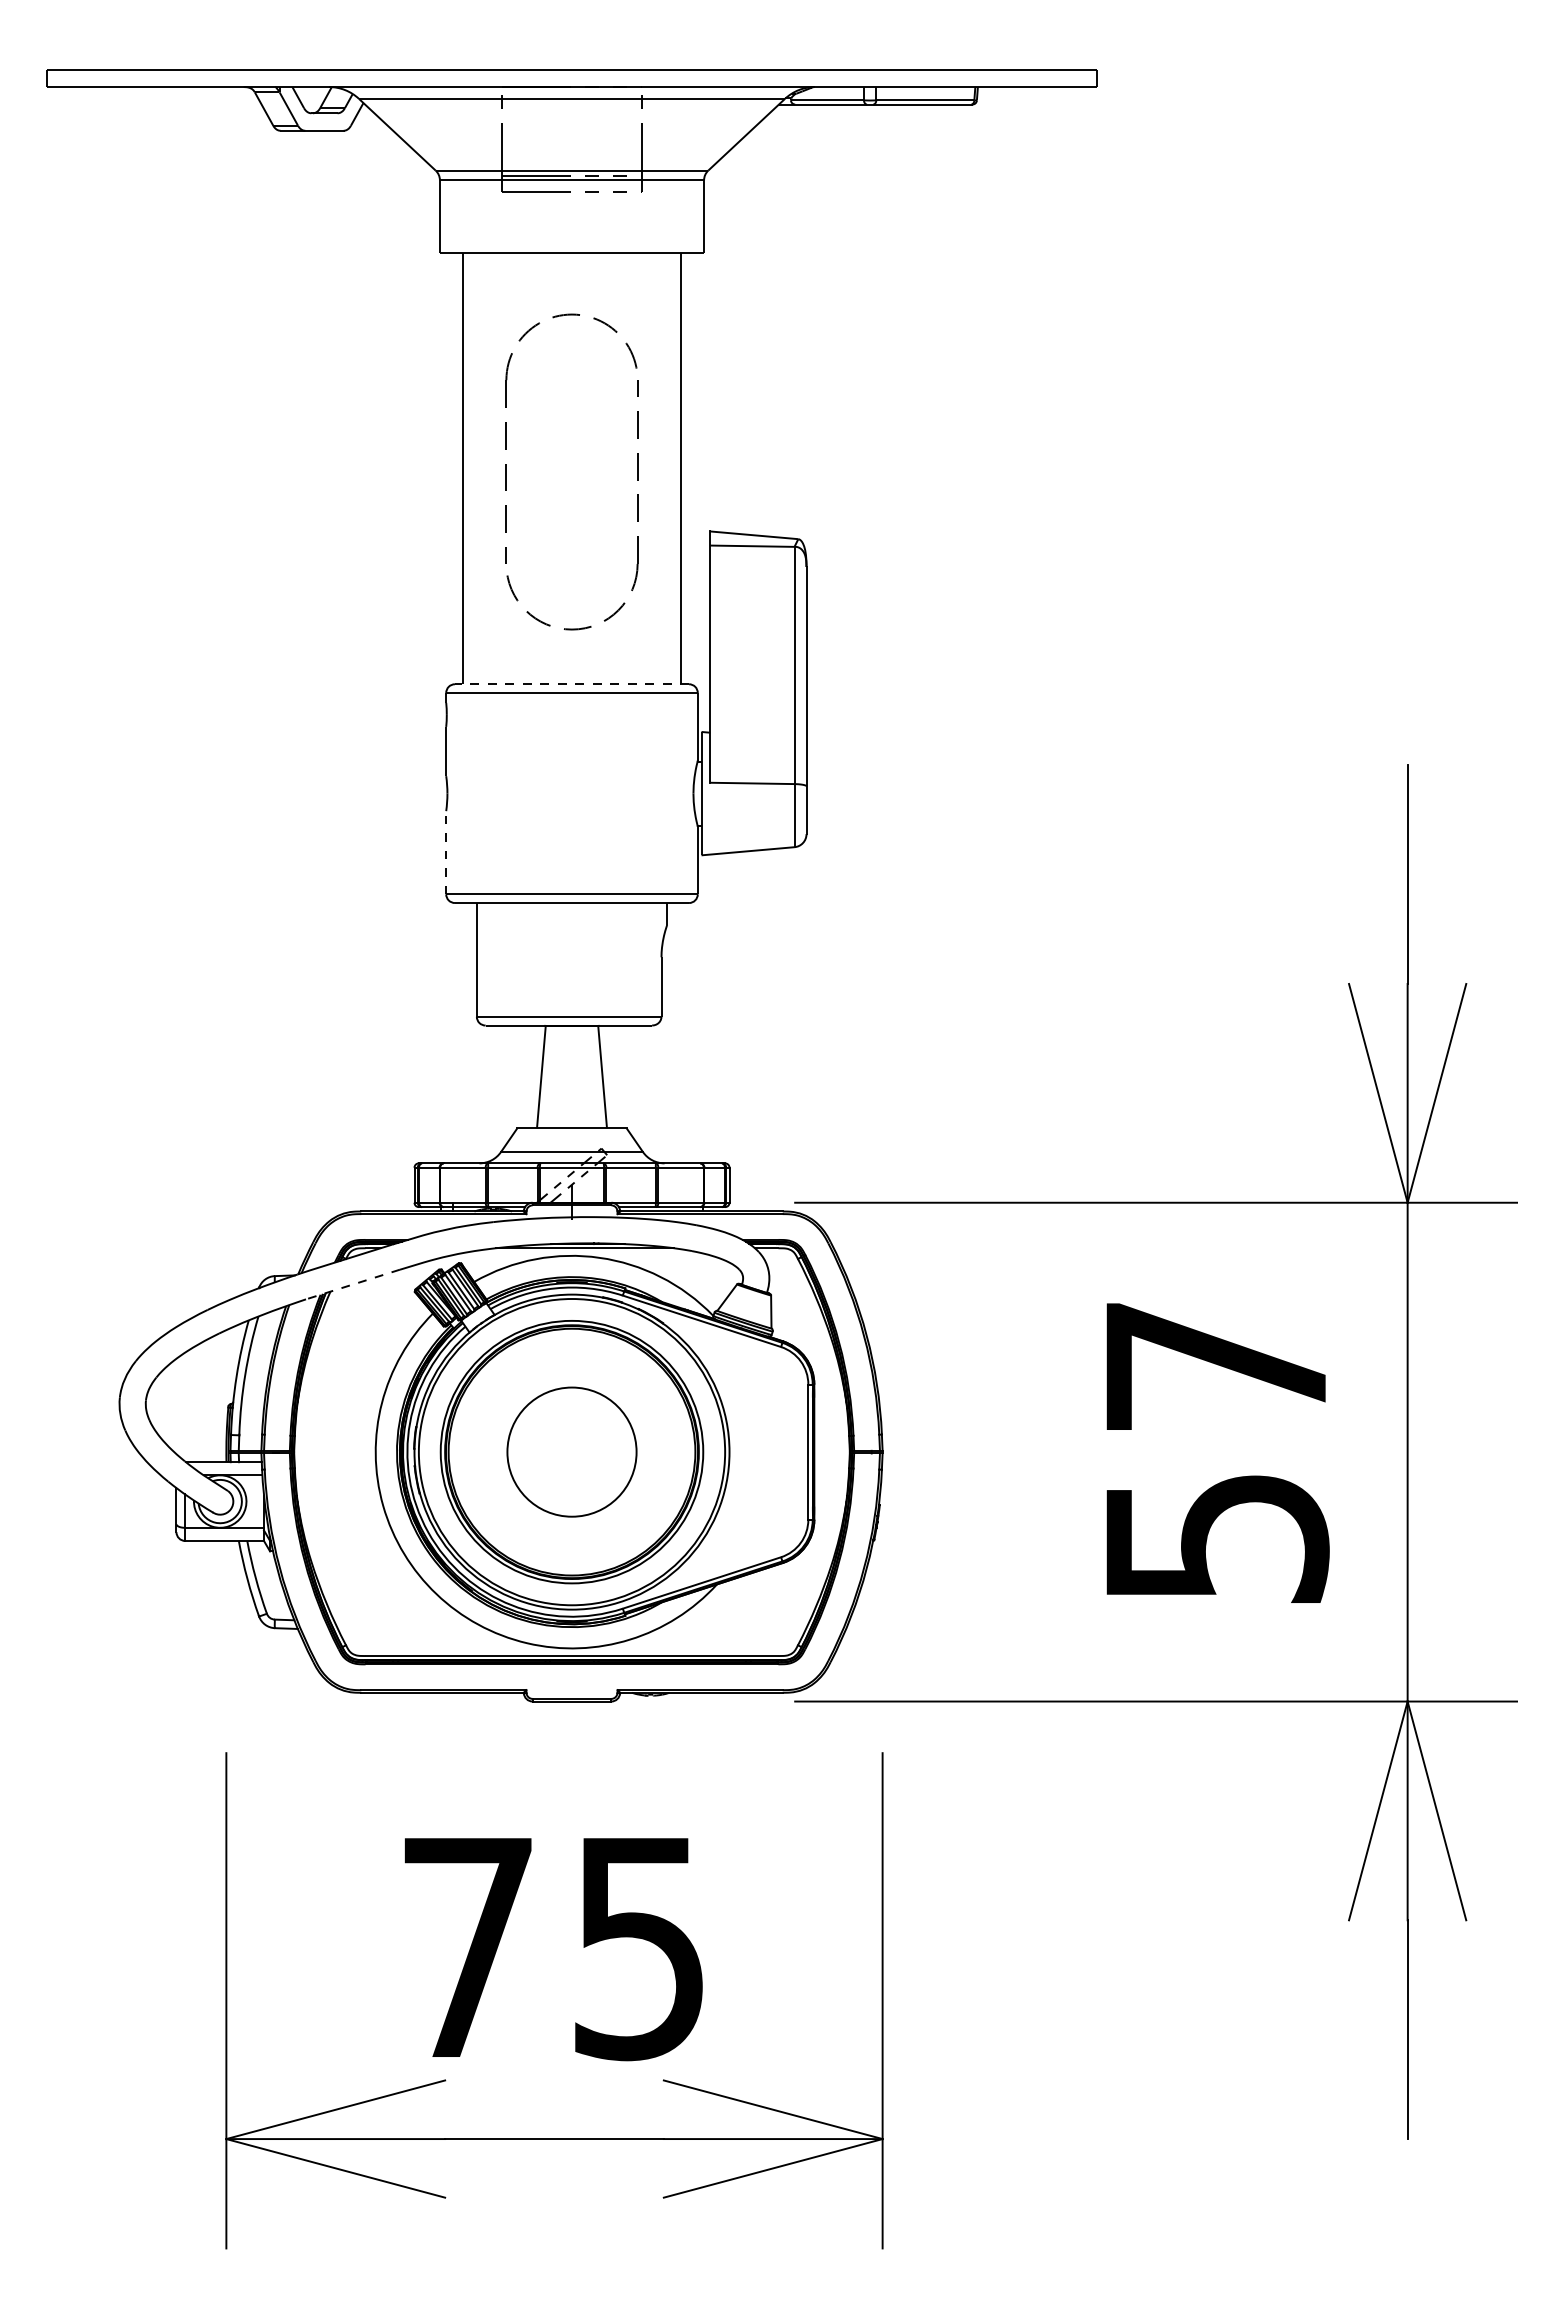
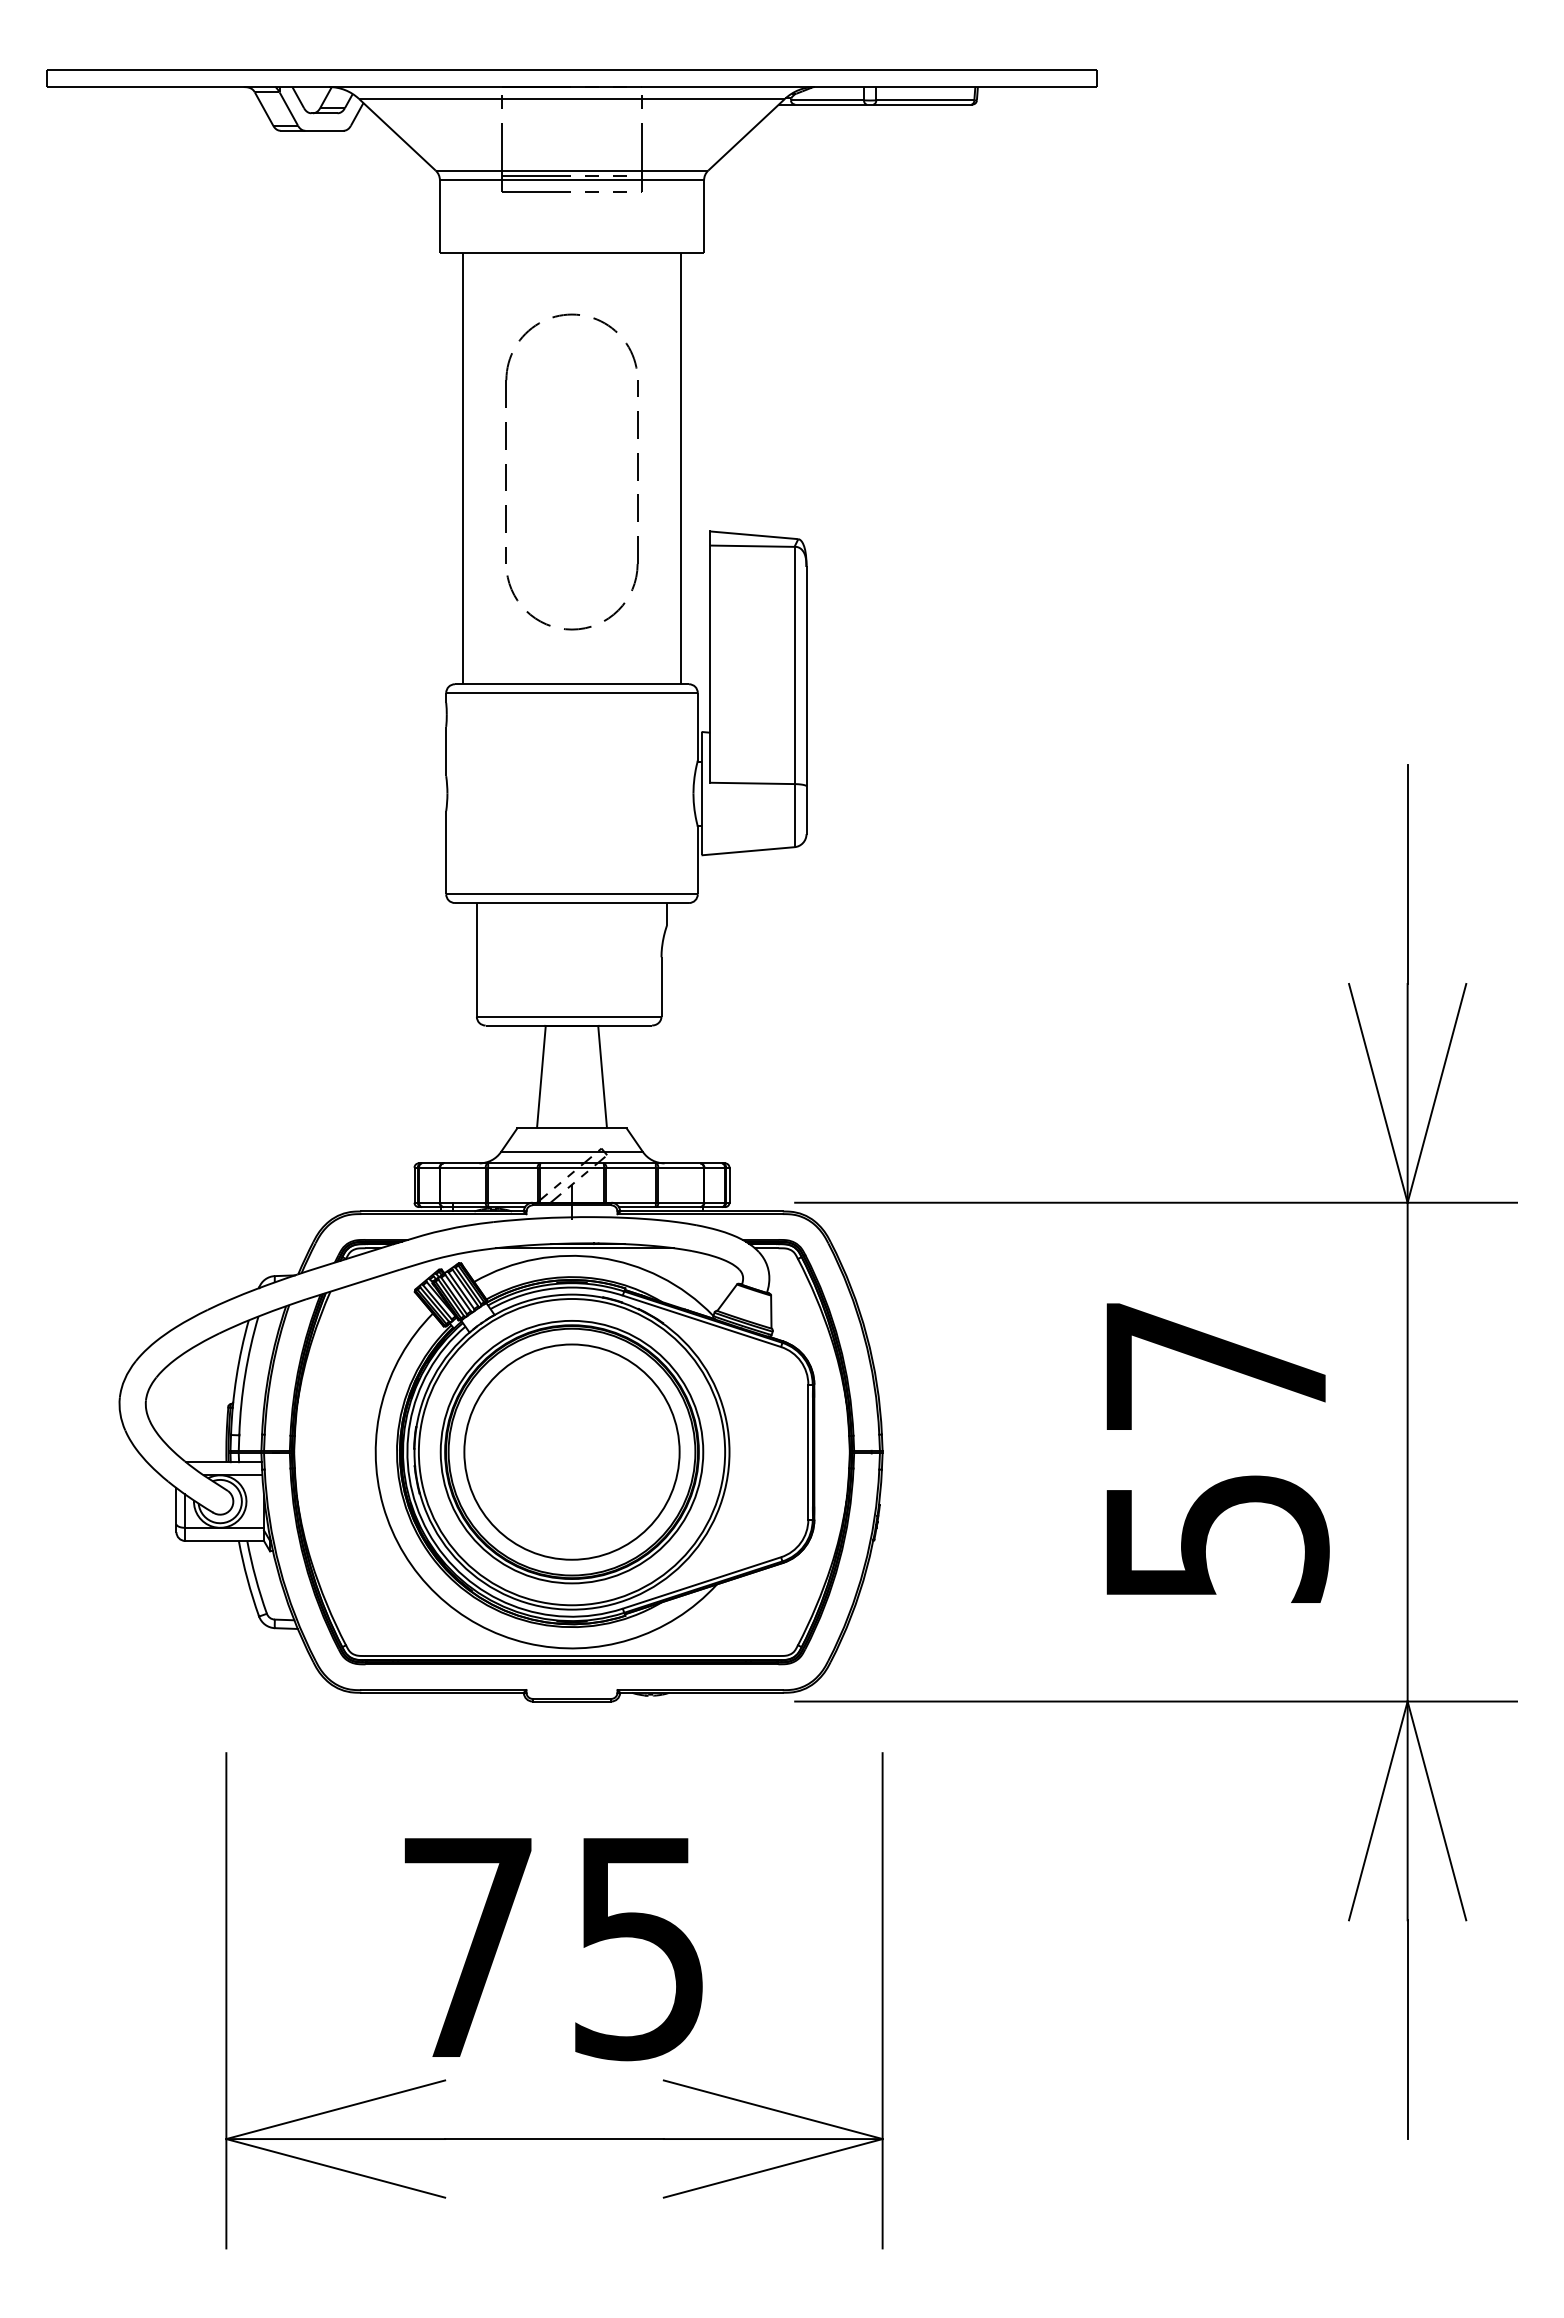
line: dashed -> solid (571, 684)
line: dashed -> solid (446, 852)
line: dashed -> solid (352, 1284)
circle diameter: 129 px -> 215 px (571, 1451)
